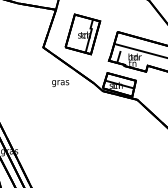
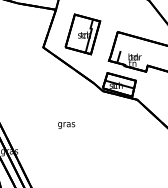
line: present -> none (139, 50)
text position: (60, 83) -> (66, 125) (66, 125)
